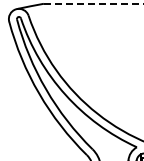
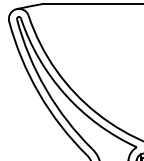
line: dashed -> solid (93, 3)
